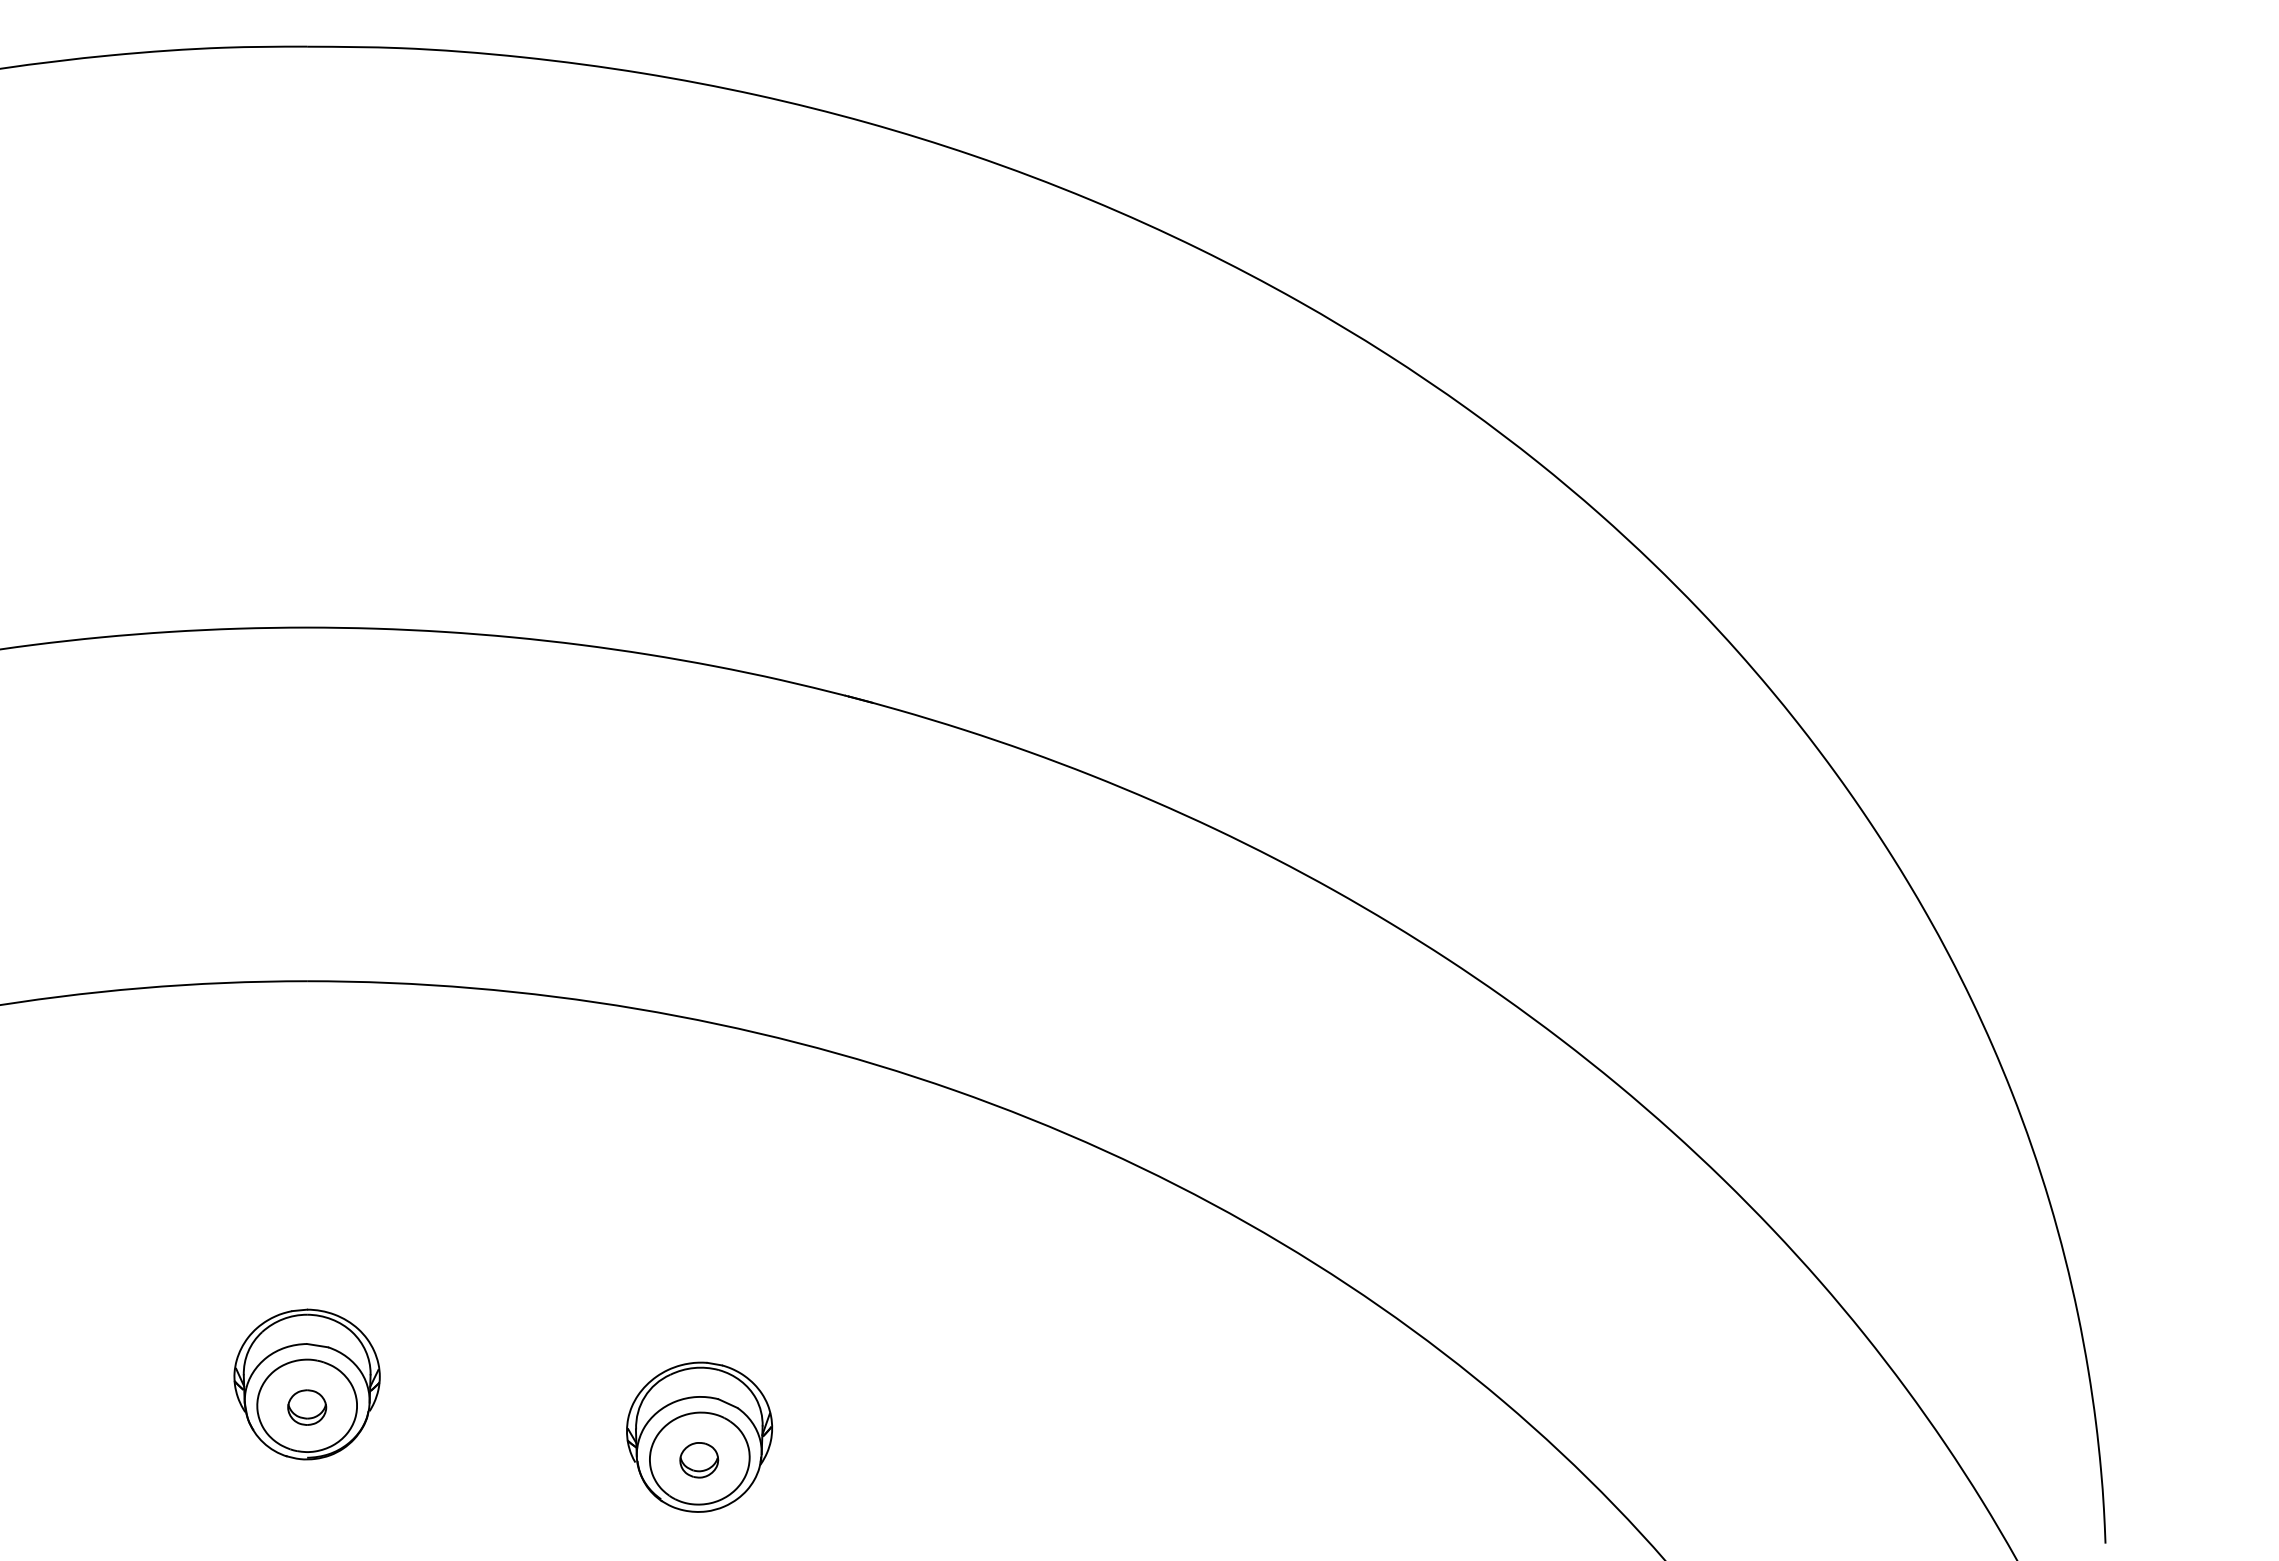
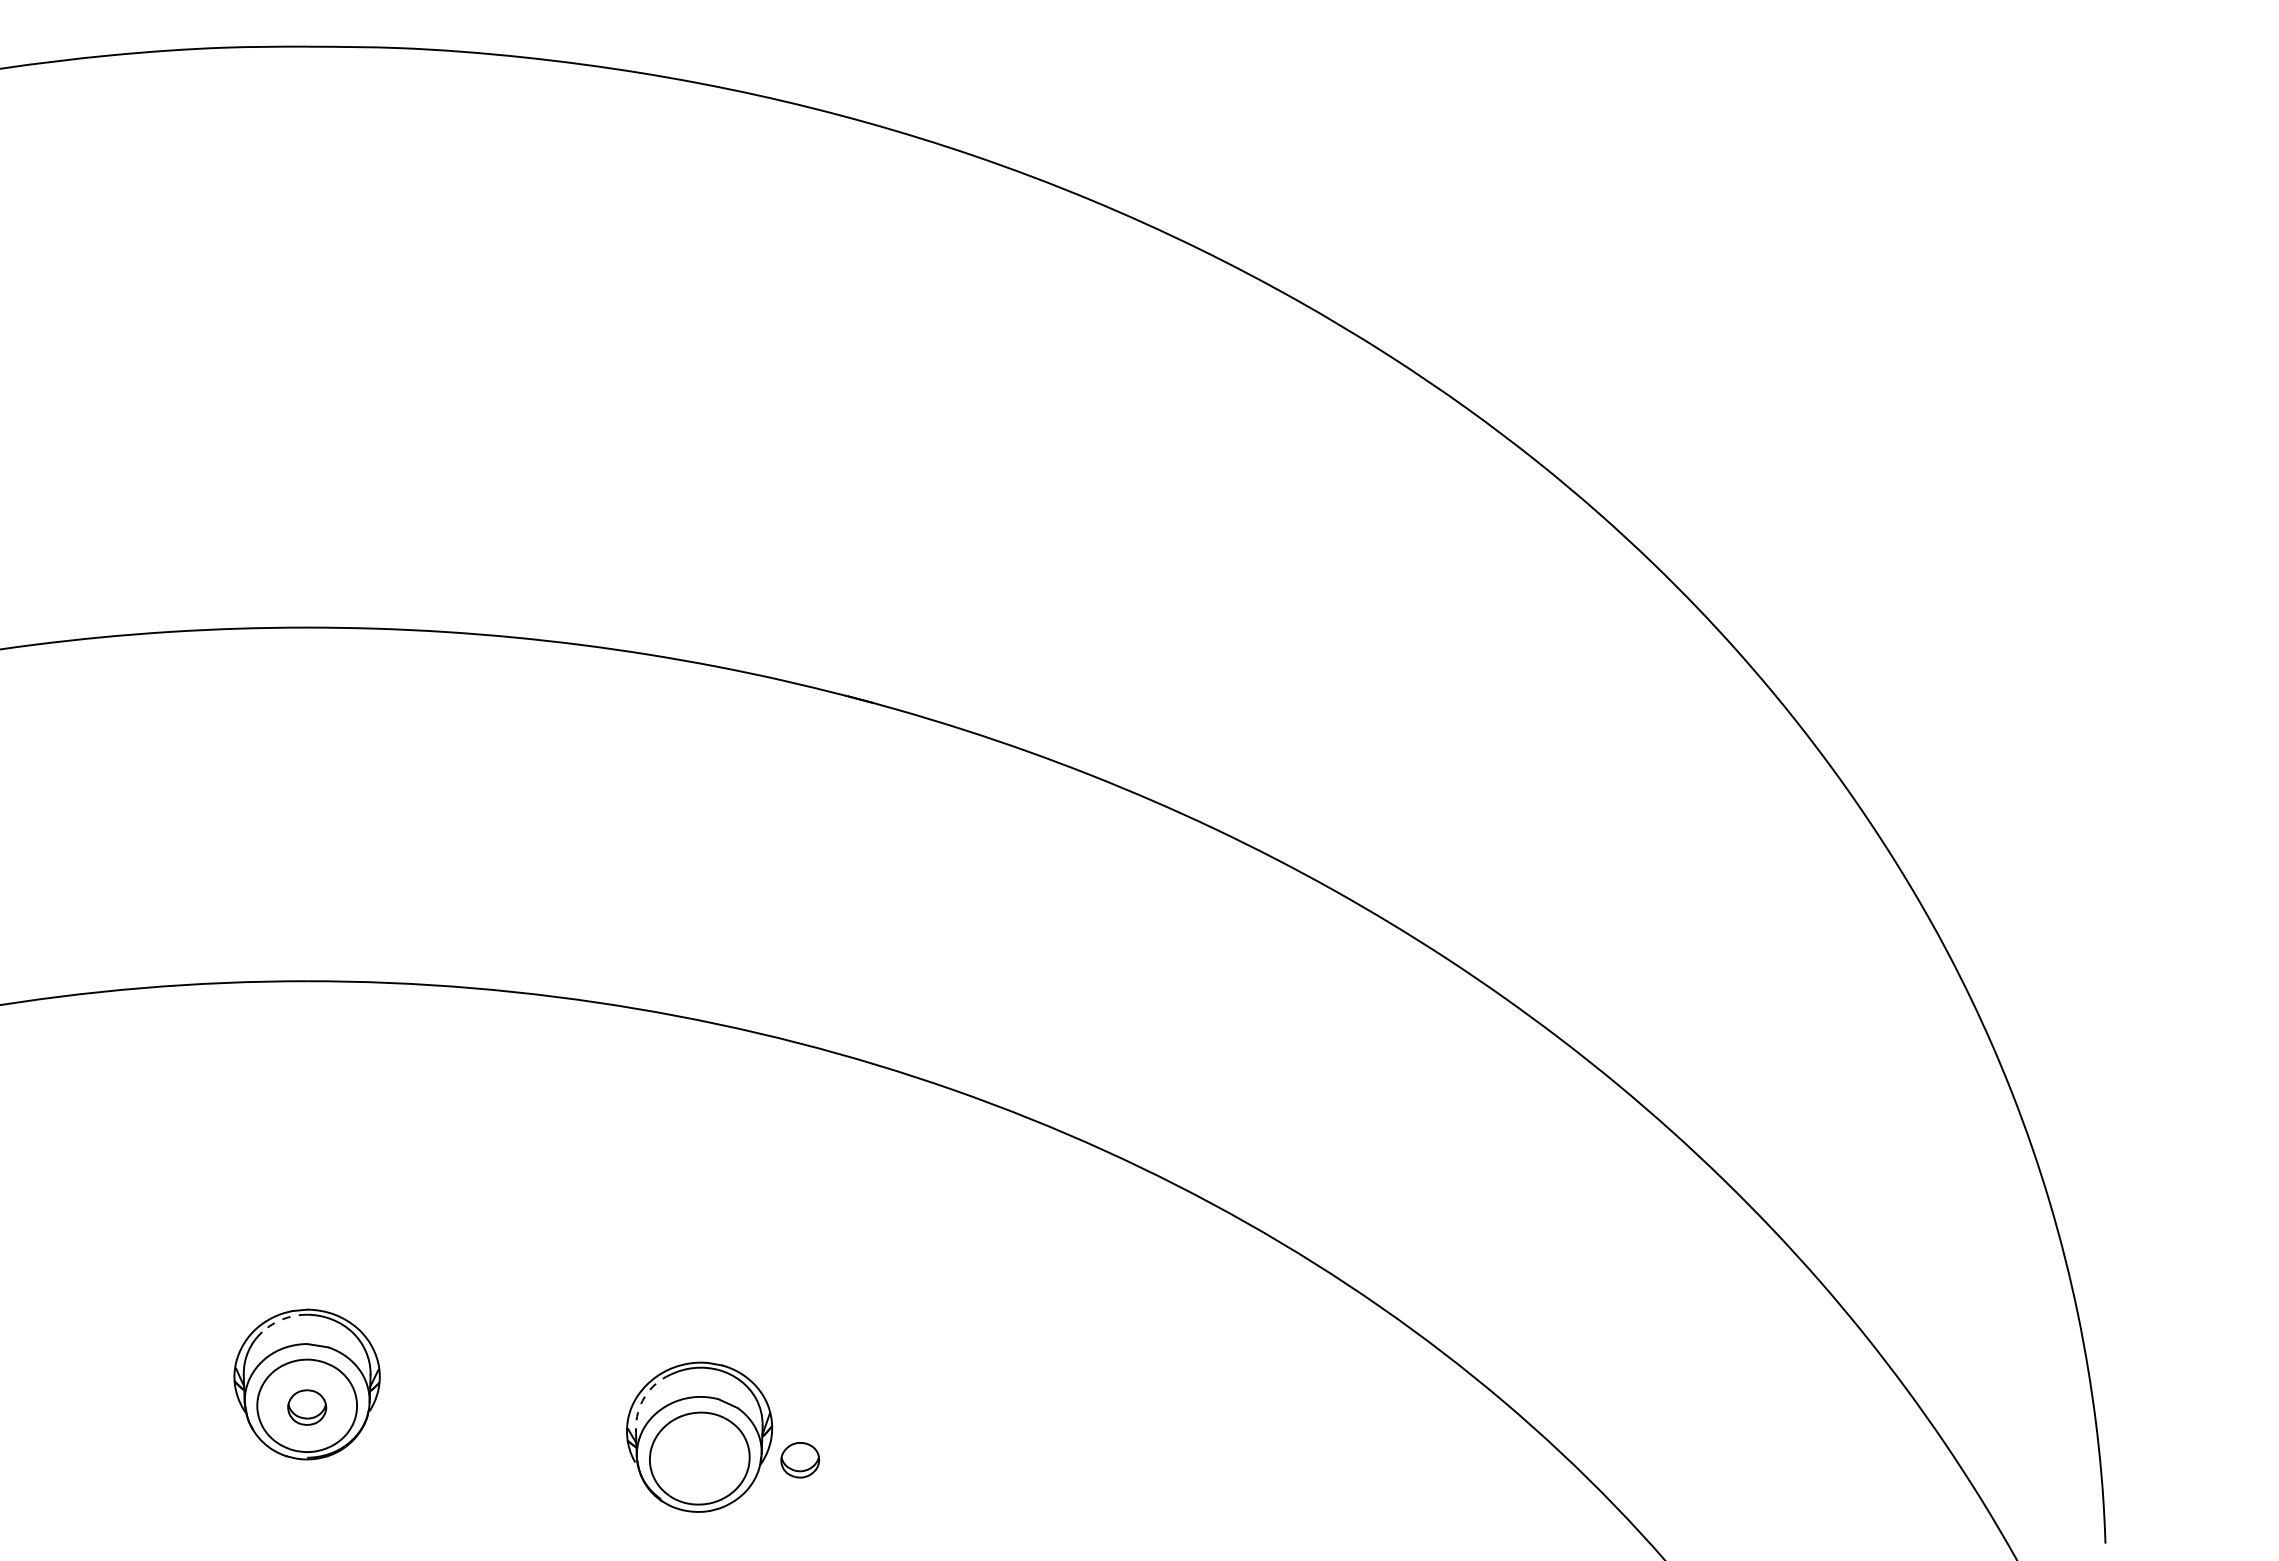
arc: solid -> dashed (283, 1319)
arc: solid -> dashed (644, 1396)
part position: (699, 1460) -> (800, 1460) (800, 1460)
